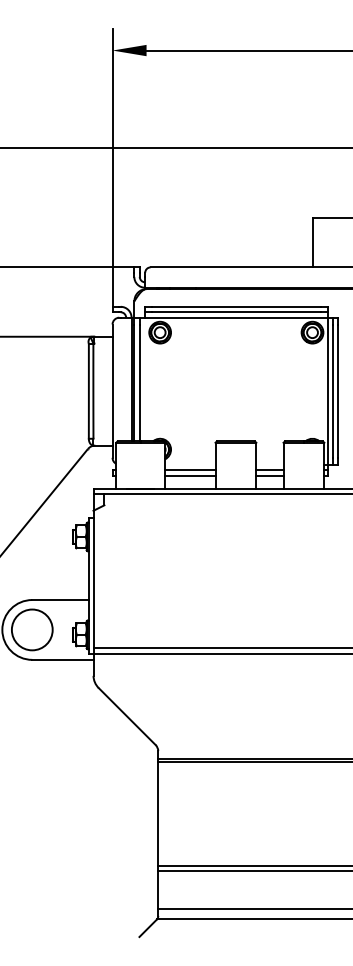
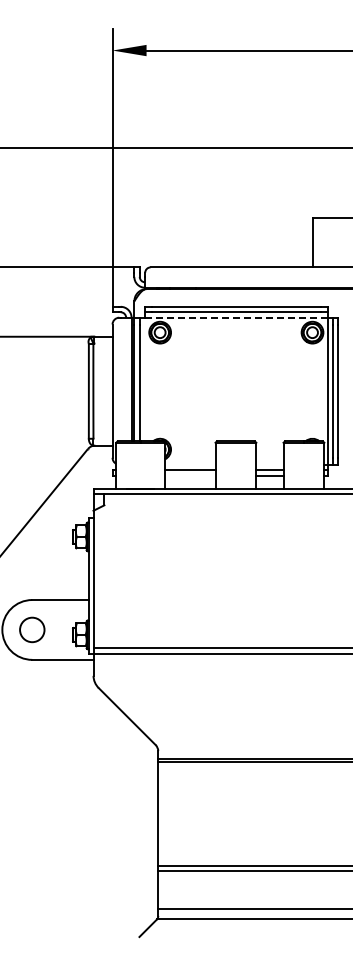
line: solid -> dashed (236, 317)
line: present -> none (190, 475)
circle diameter: 41 px -> 24 px (32, 629)
